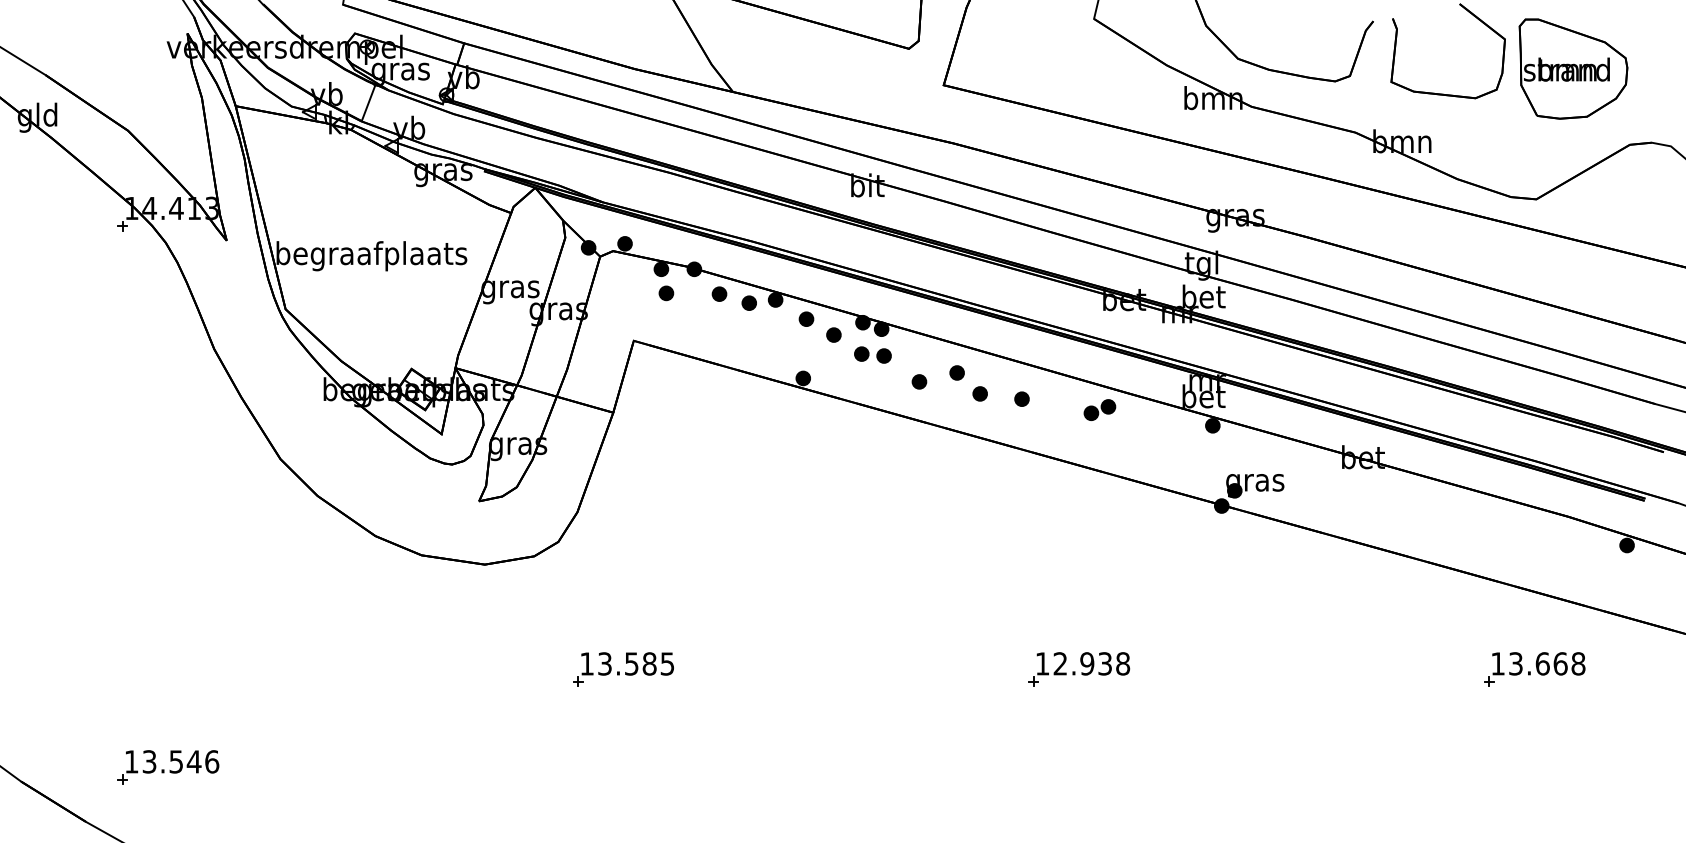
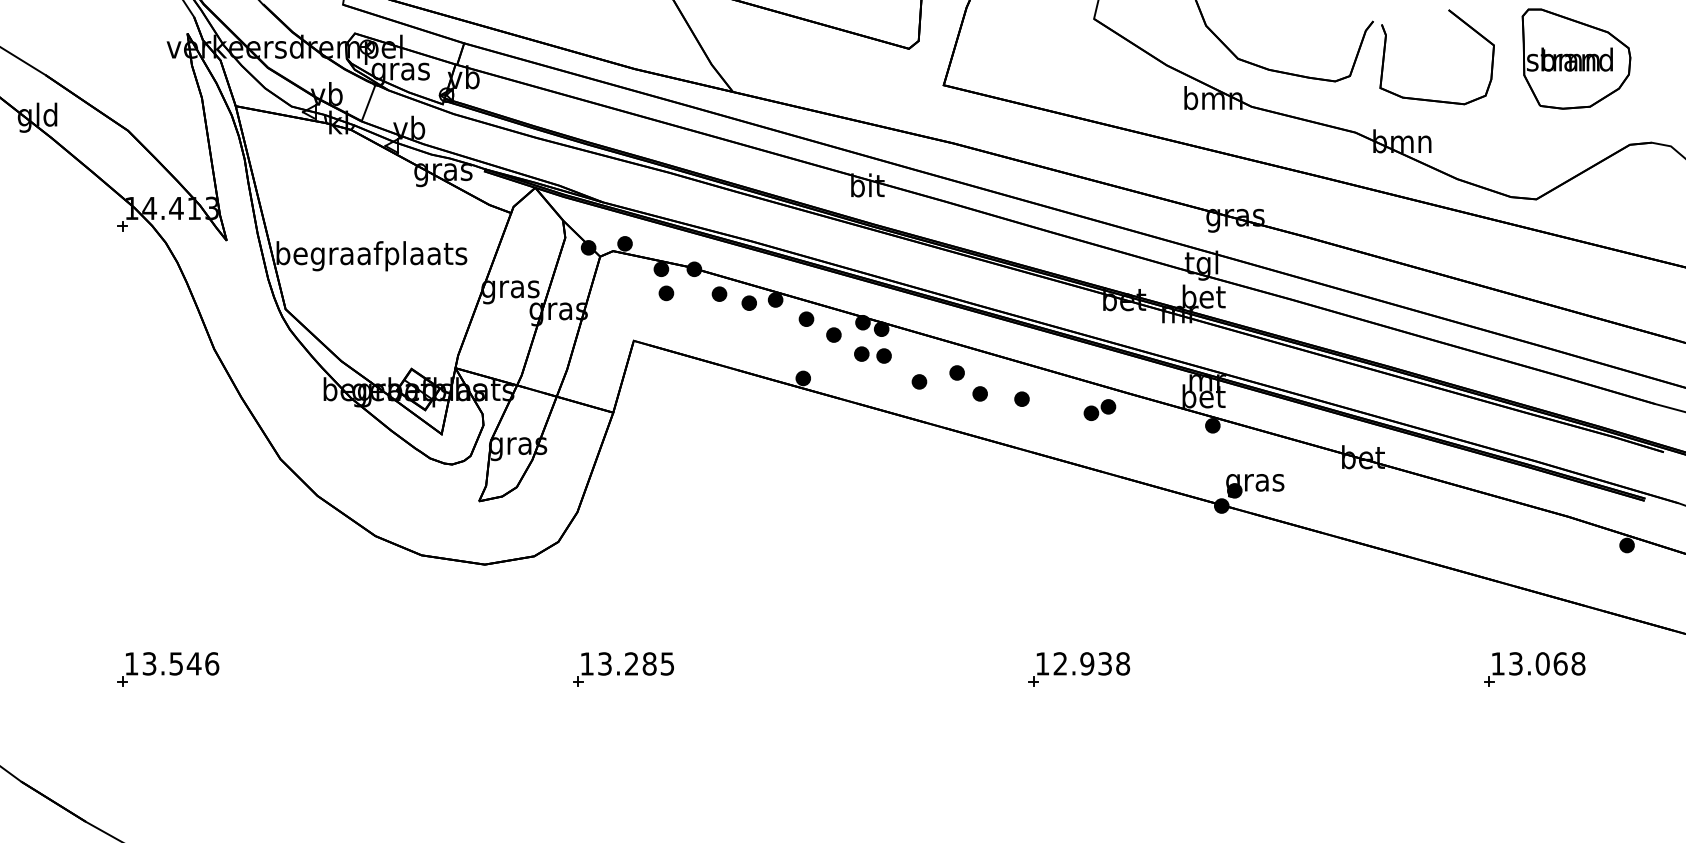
part position: (1573, 68) -> (1576, 58) (1576, 58)
part position: (1443, 93) -> (1432, 99) (1432, 99)
text: 13.585 -> 13.285 (631, 663)
text: 13.668 -> 13.068 (1542, 663)
part position: (168, 767) -> (168, 669) (168, 669)
